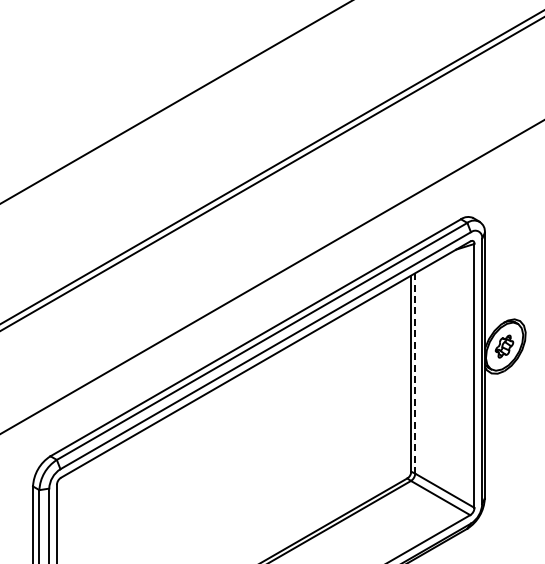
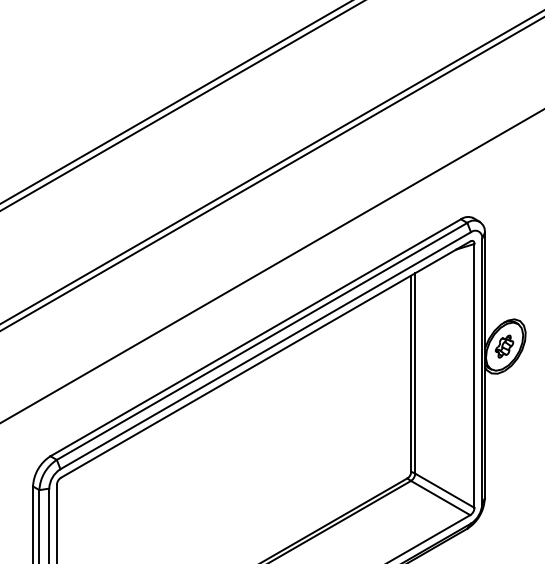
line: none -> present (182, 105)
line position: (271, 276) -> (271, 265) (271, 265)
line: dashed -> solid (415, 373)
